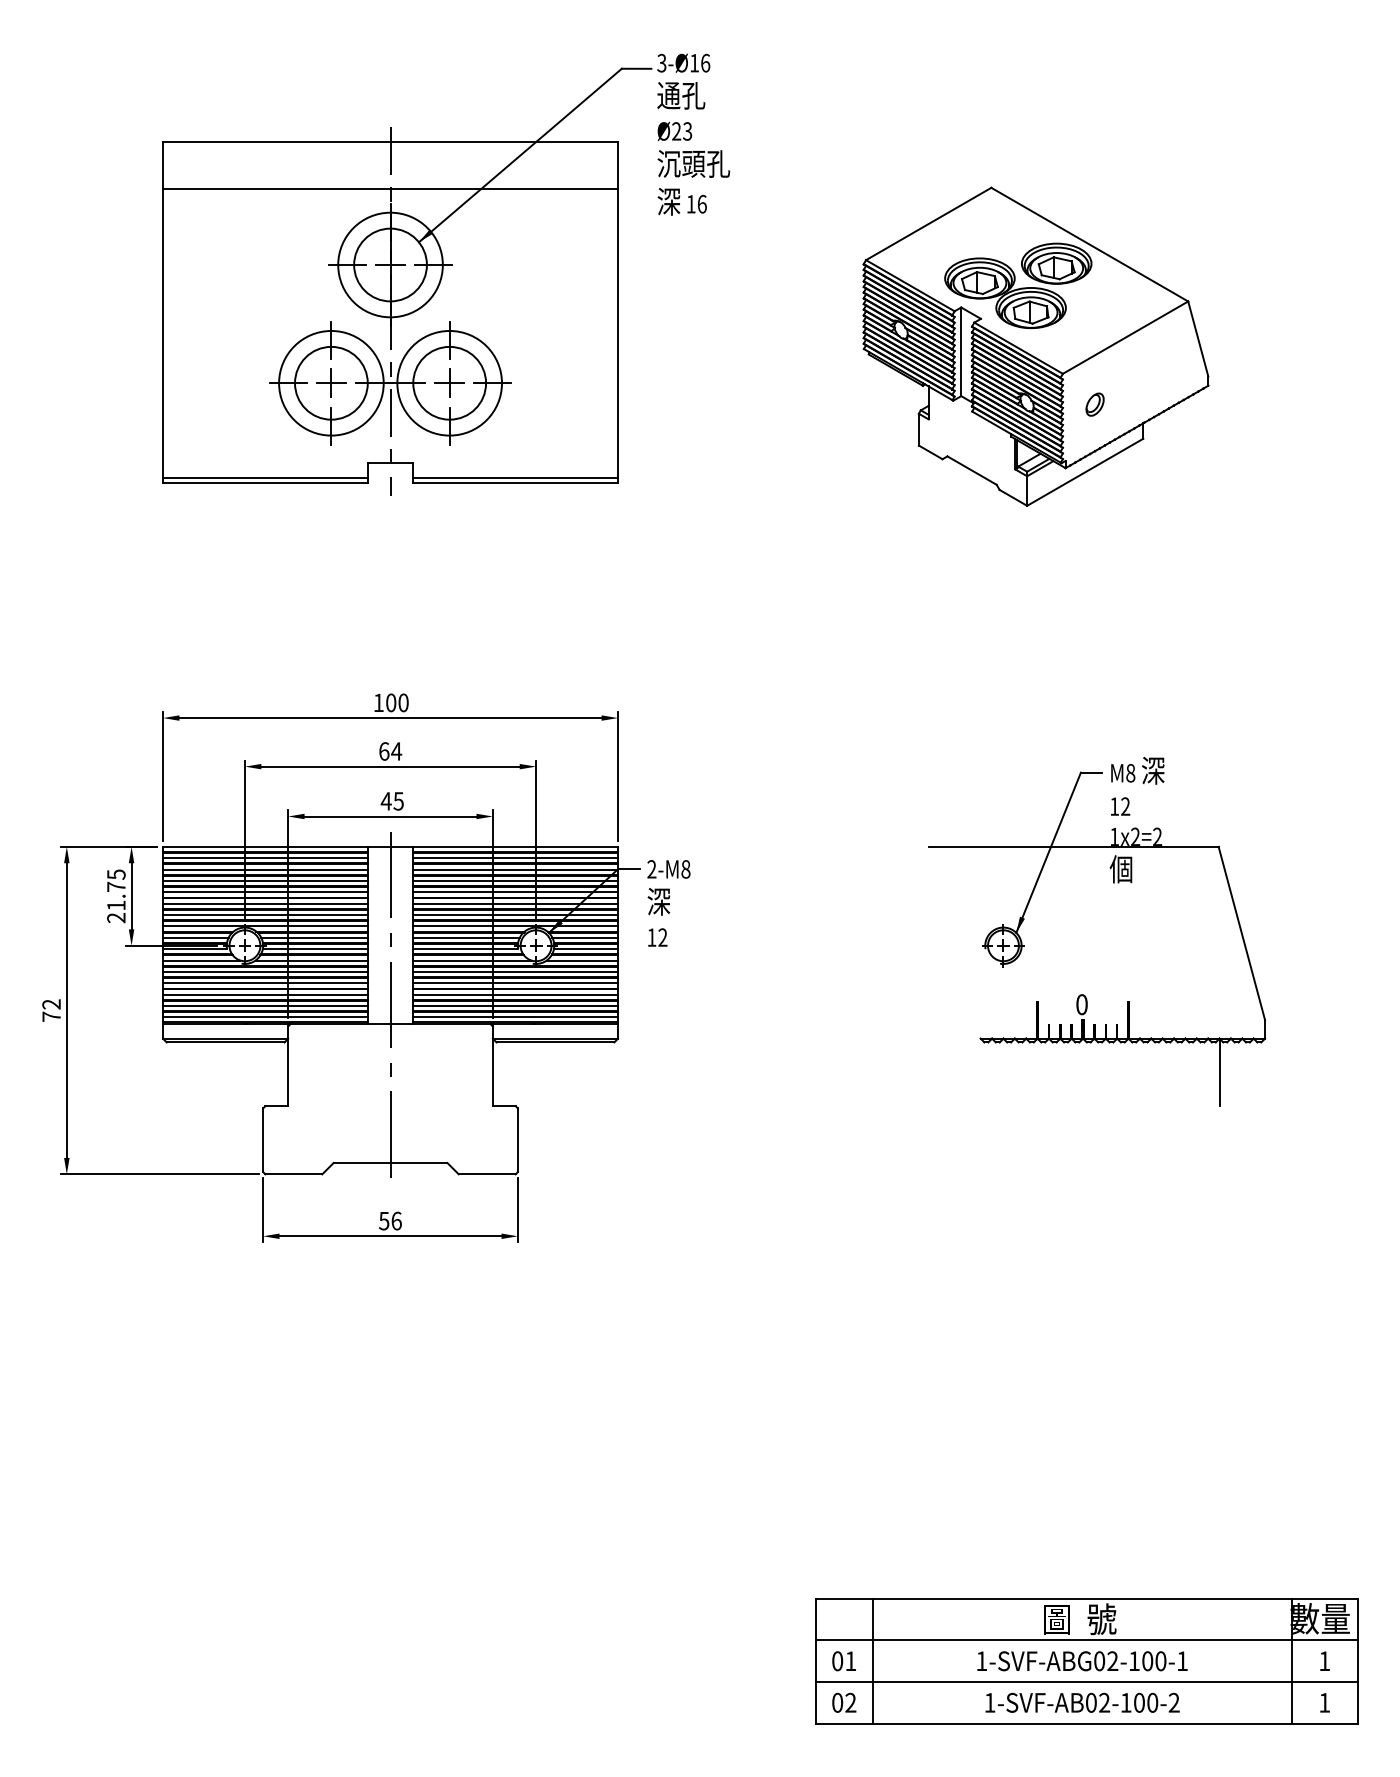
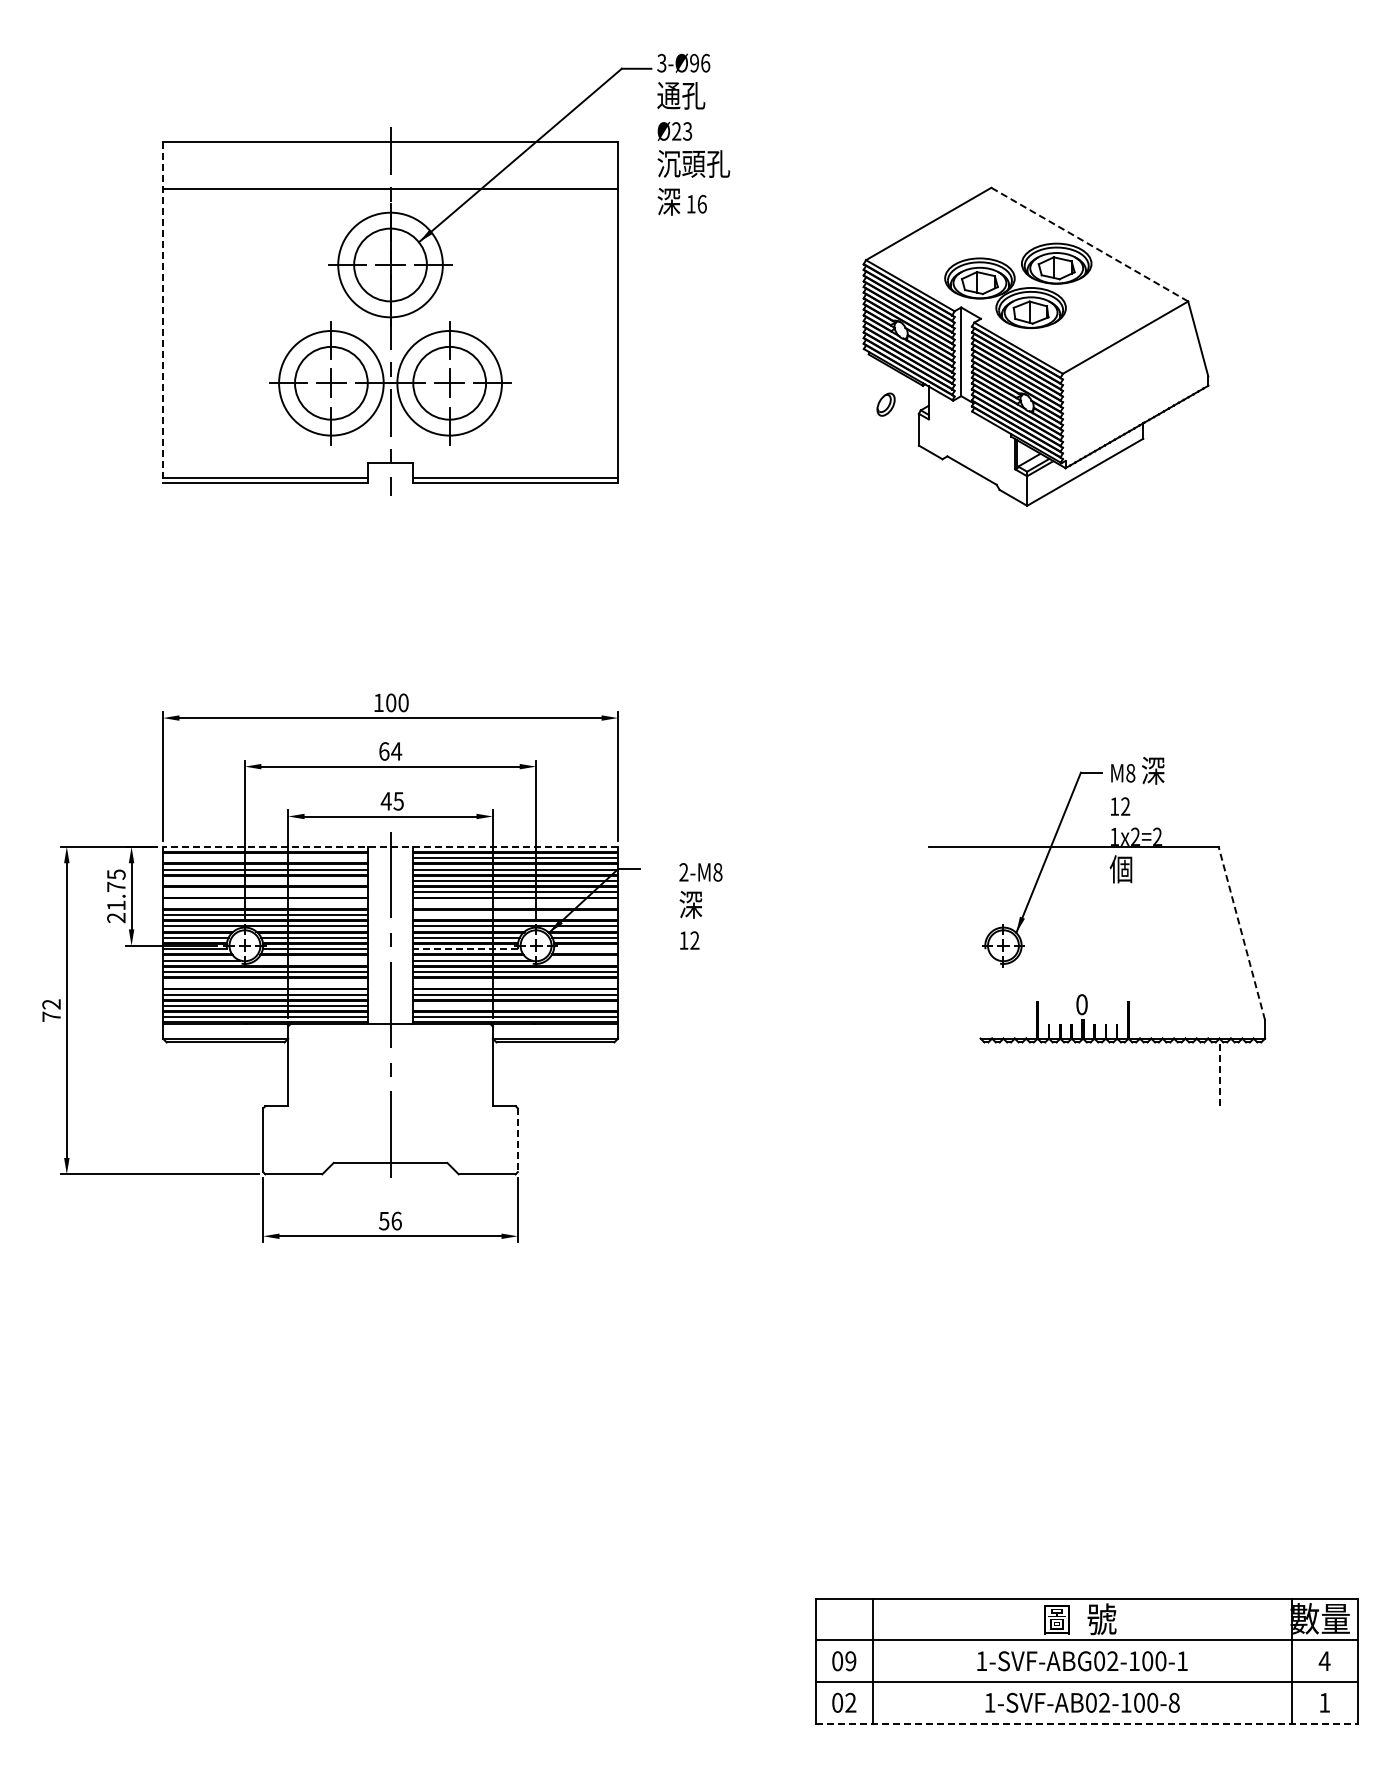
text: 3-Ø16 -> 3-Ø96 (694, 62)
line: solid -> dashed (1089, 244)
line: solid -> dashed (163, 312)
part position: (1094, 404) -> (885, 404) (885, 404)
line: solid -> dashed (390, 846)
line: present -> none (265, 858)
line: present -> none (265, 880)
line: present -> none (265, 892)
line: present -> none (265, 903)
line: present -> none (515, 903)
text position: (668, 903) -> (700, 906) (700, 906)
line: present -> none (515, 915)
line: solid -> dashed (1241, 933)
line: solid -> dashed (465, 949)
line: present -> none (585, 949)
line: present -> none (311, 960)
line: present -> none (581, 960)
line: present -> none (265, 983)
line: present -> none (515, 983)
line: present -> none (515, 1006)
line: solid -> dashed (1219, 1072)
line: solid -> dashed (517, 1140)
text: 1 -> 4 (1324, 1660)
text: 01 -> 09 (850, 1661)
text: 1-SVF-AB02-100-2 -> 1-SVF-AB02-100-8 (1173, 1702)
line: solid -> dashed (1086, 1723)
